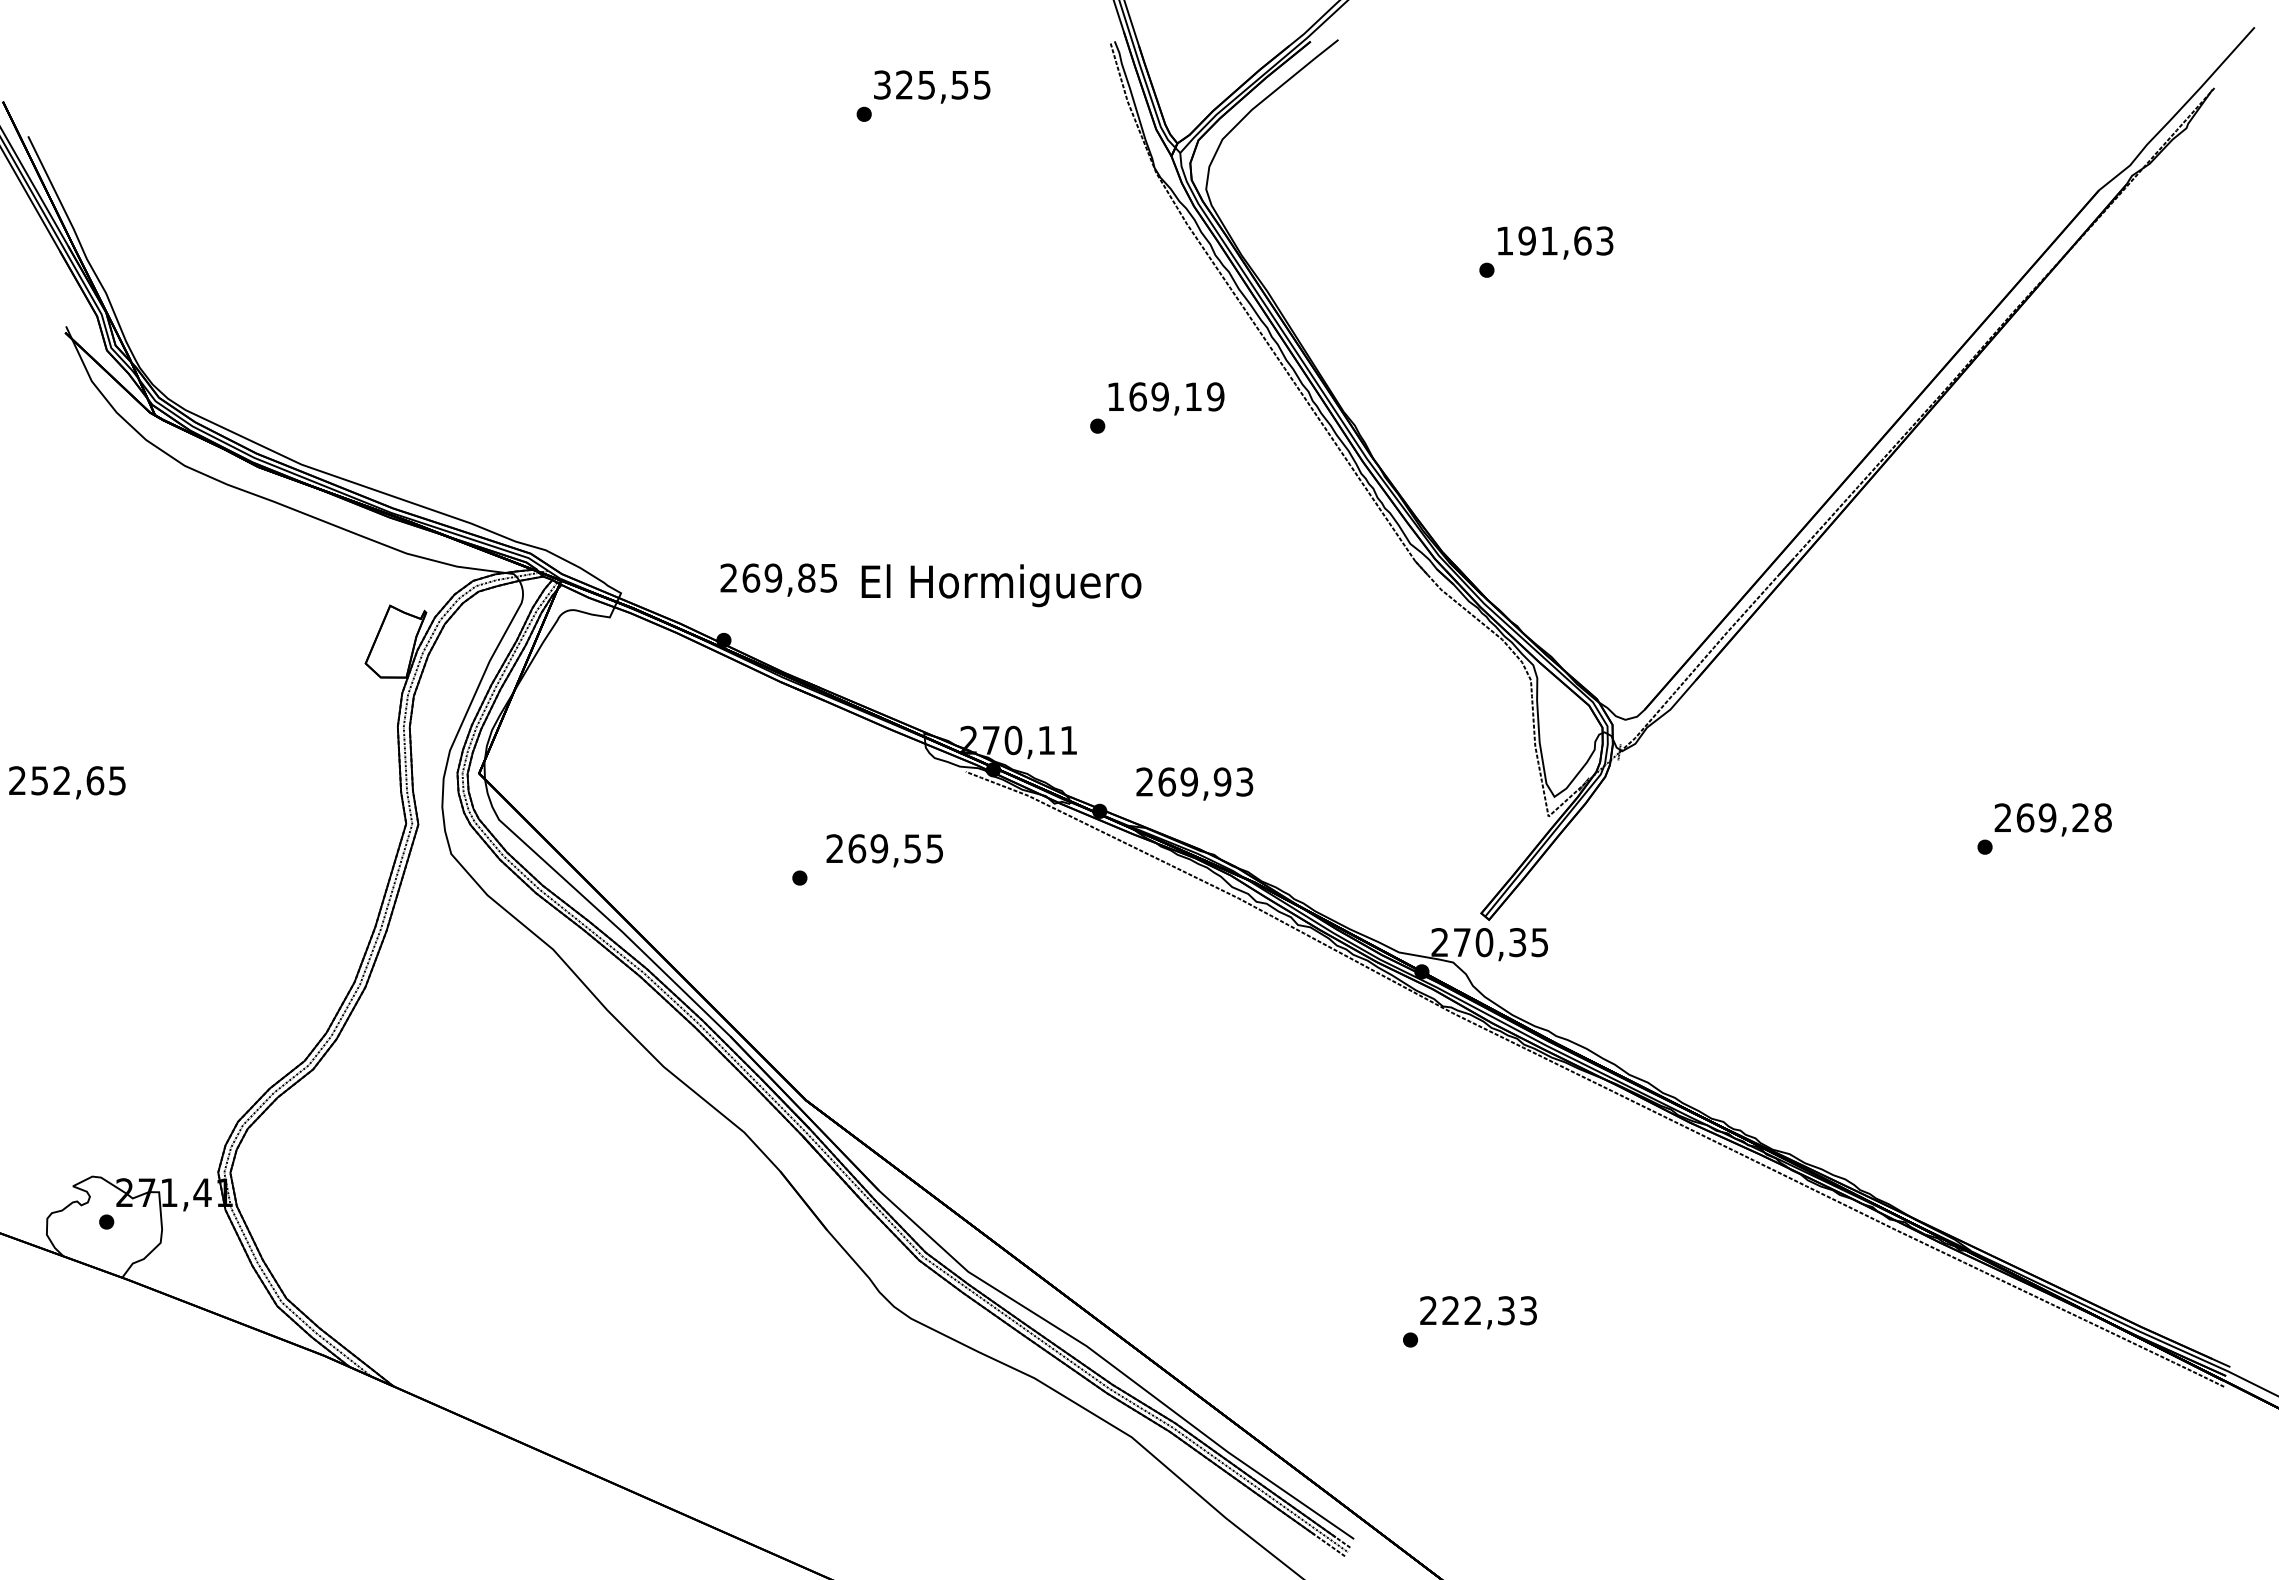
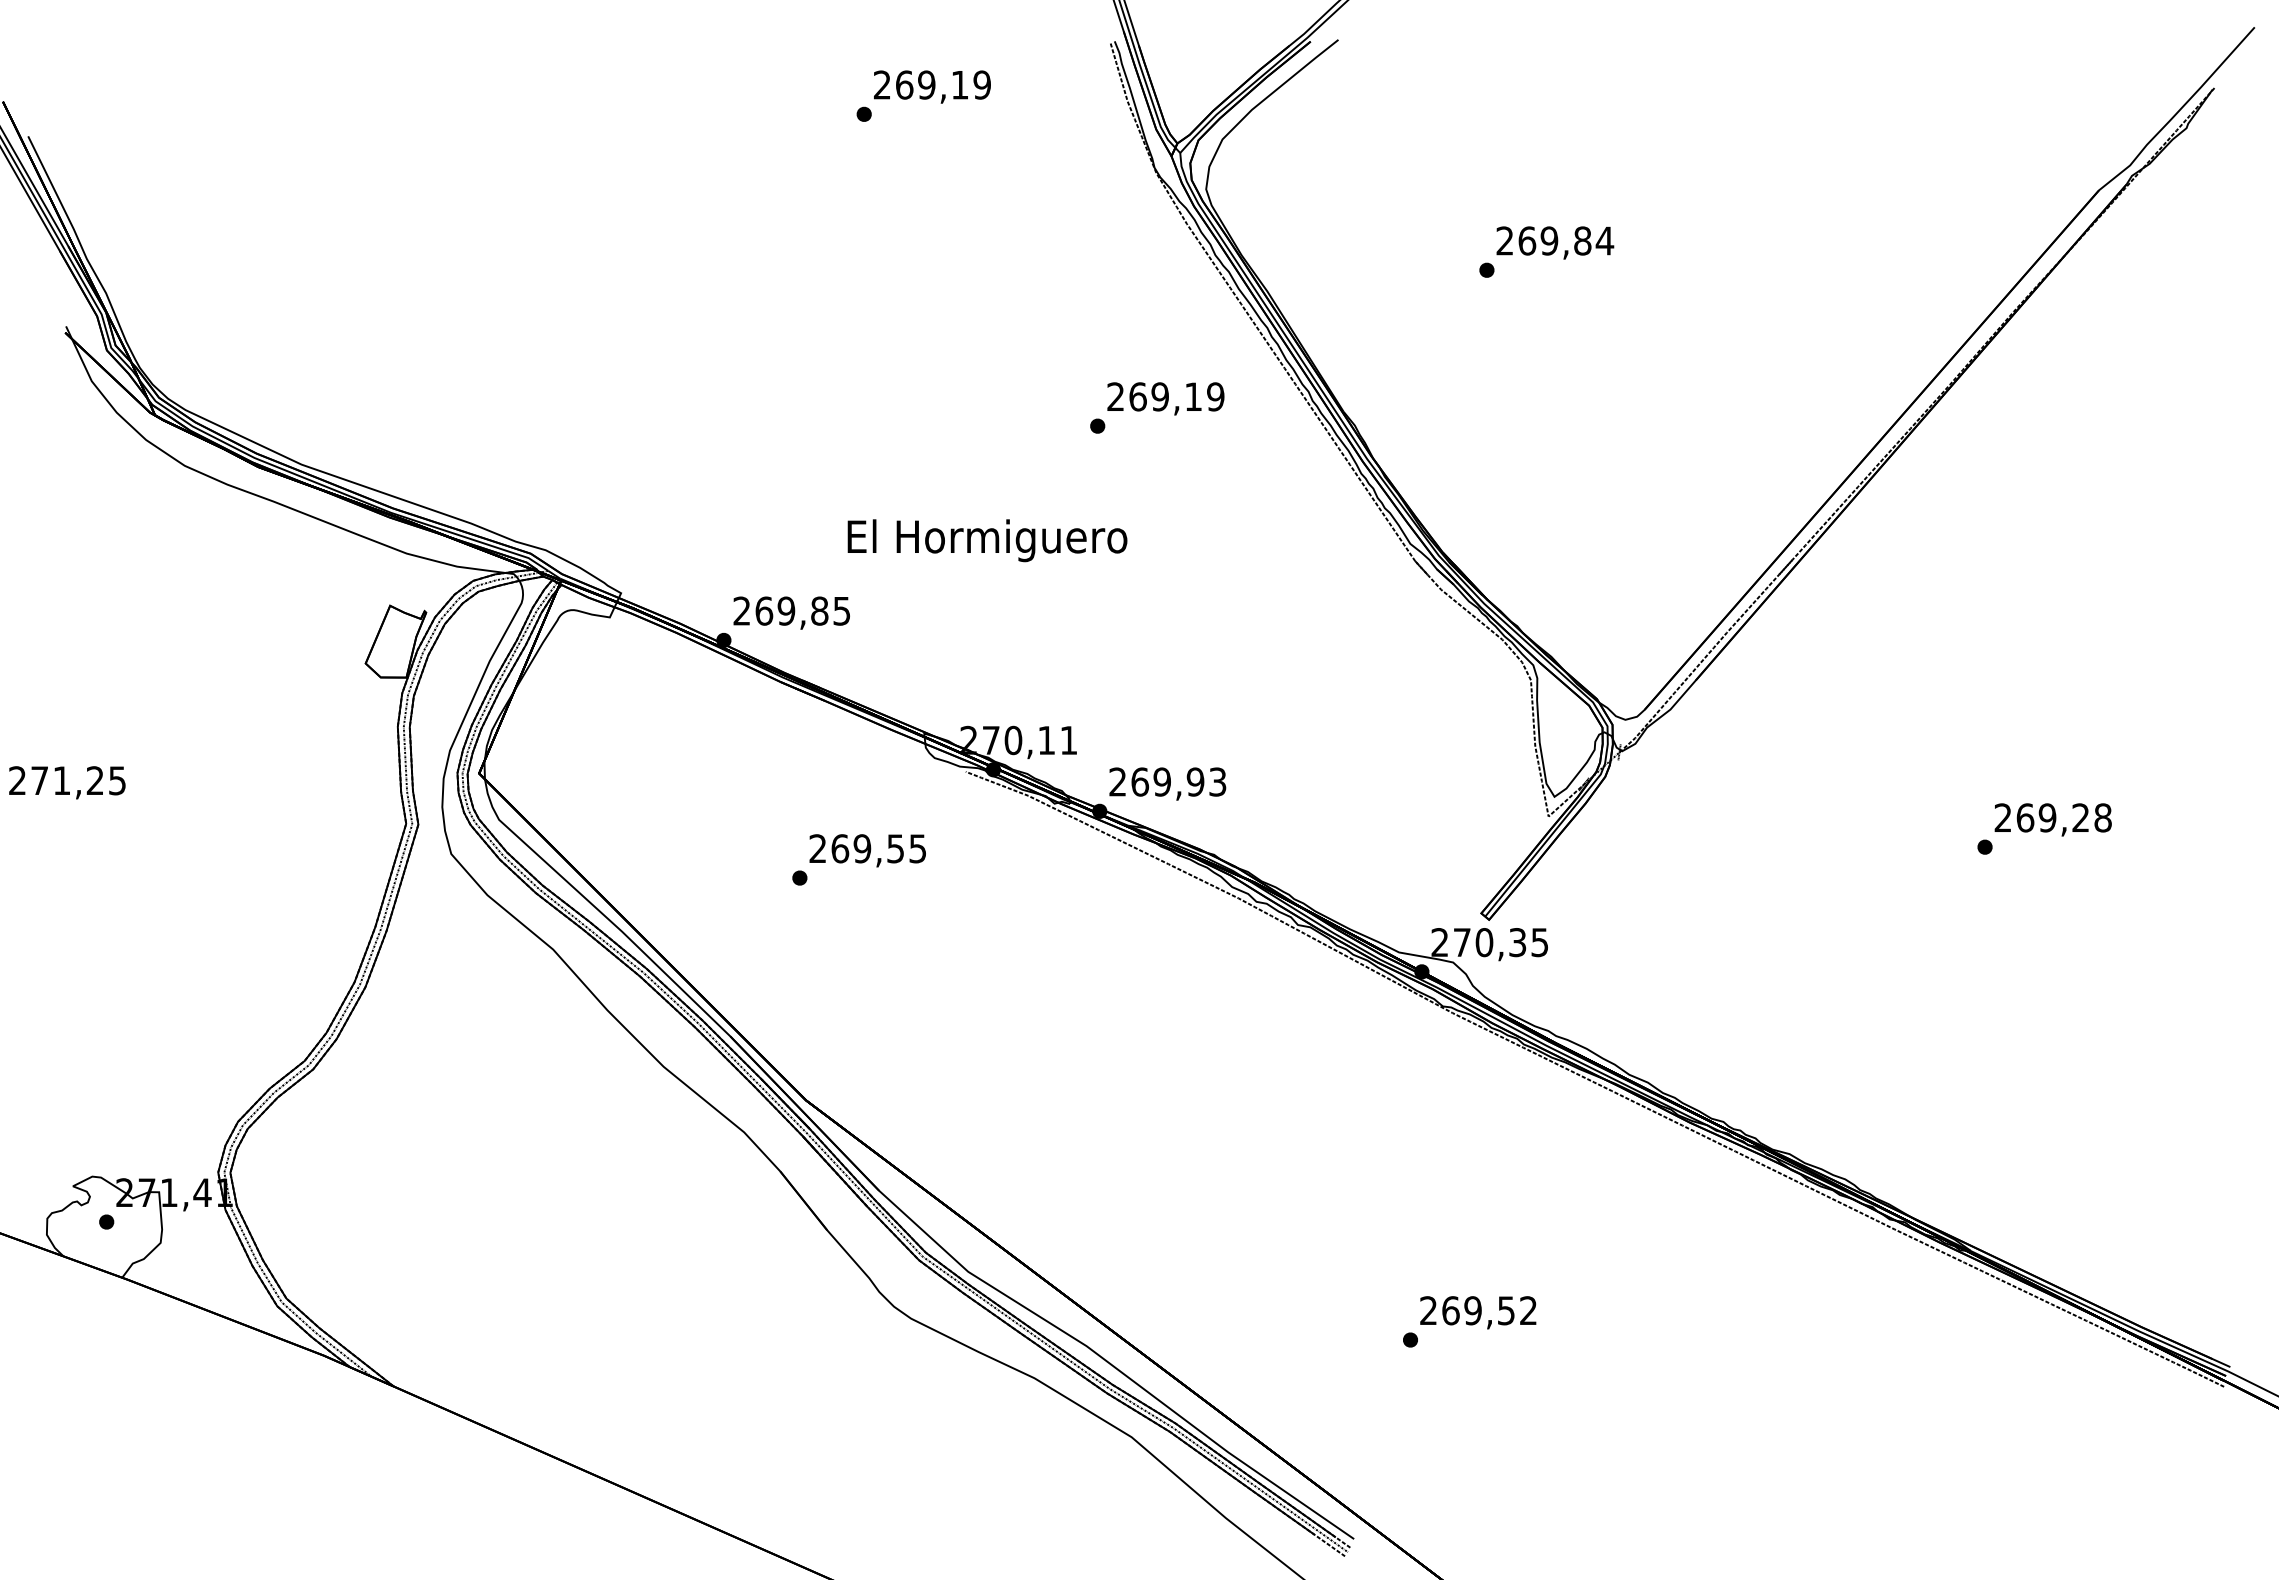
text: 325,55 -> 269,19 (932, 84)
text: 191,63 -> 269,84 (1555, 240)
text: 169,19 -> 269,19 (1115, 396)
text position: (778, 579) -> (791, 612) (791, 612)
text position: (1001, 585) -> (987, 540) (987, 540)
text: 252,65 -> 271,25 (67, 780)
text position: (1194, 783) -> (1167, 783) (1167, 783)
text position: (884, 850) -> (867, 850) (867, 850)
text: 222,33 -> 269,52 (1489, 1310)
